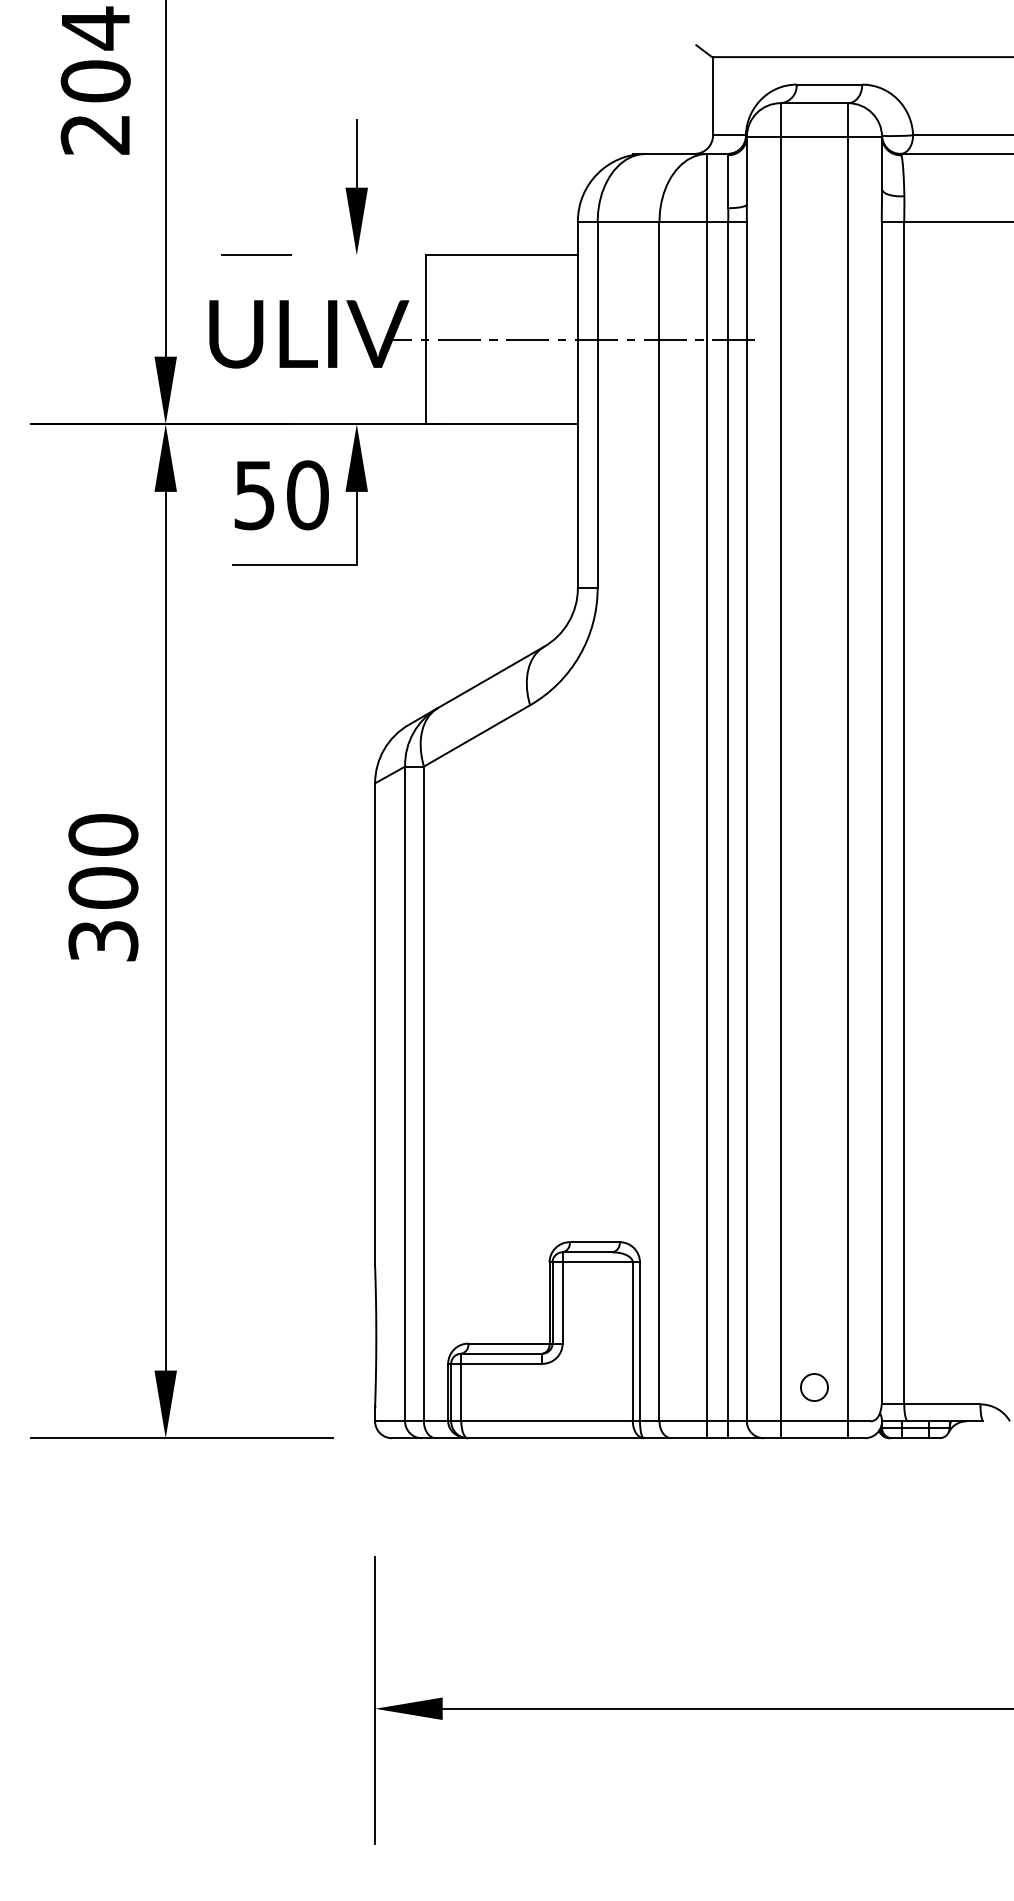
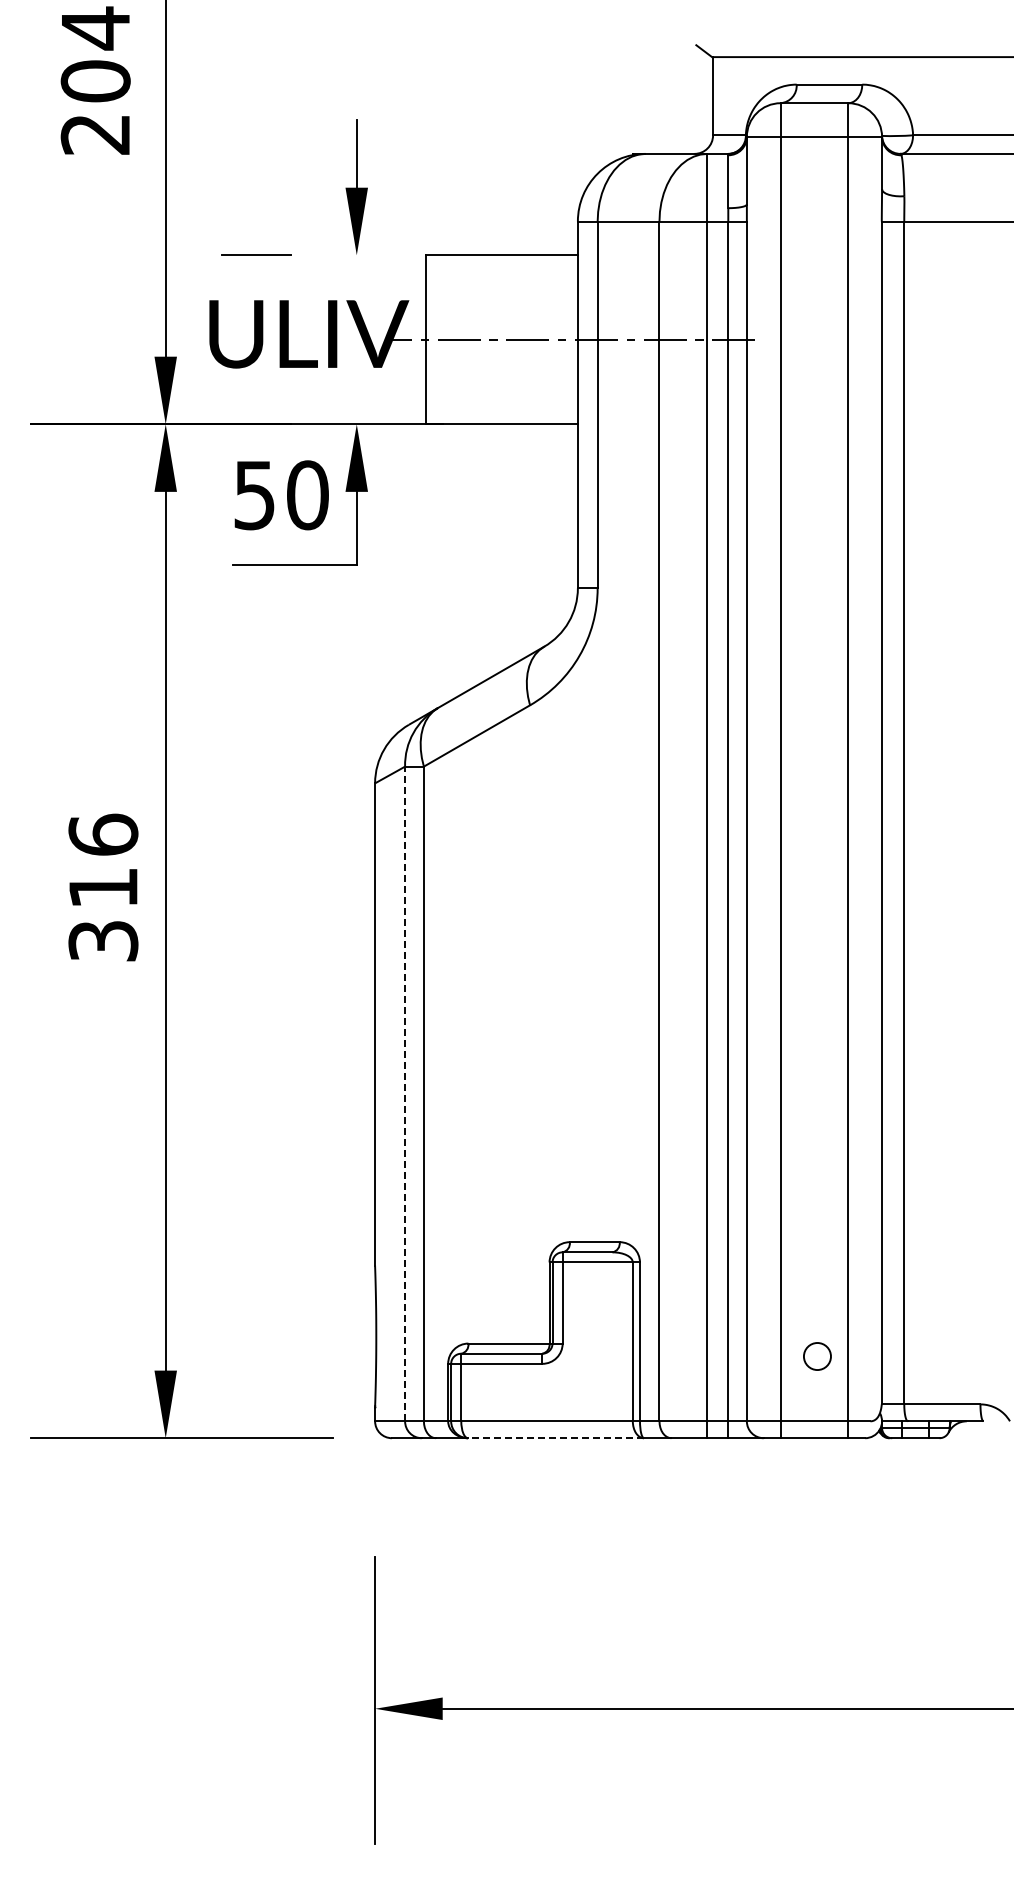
text: 300 -> 316 (103, 860)
line: solid -> dashed (405, 1093)
circle position: (814, 1387) -> (817, 1356) (817, 1356)
line: solid -> dashed (556, 1438)
